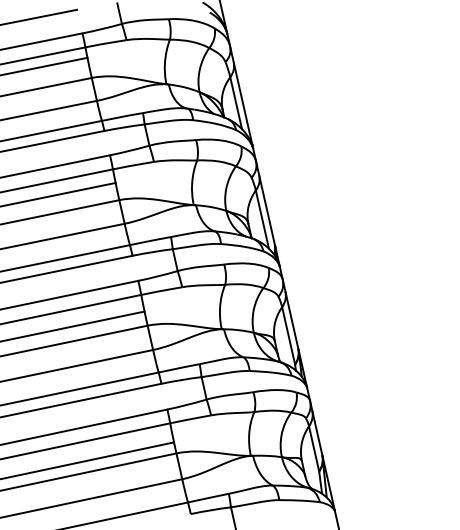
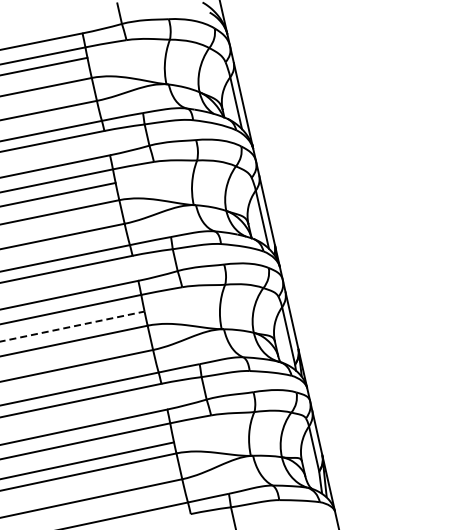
line: present -> none (39, 16)
line: solid -> dashed (73, 326)
